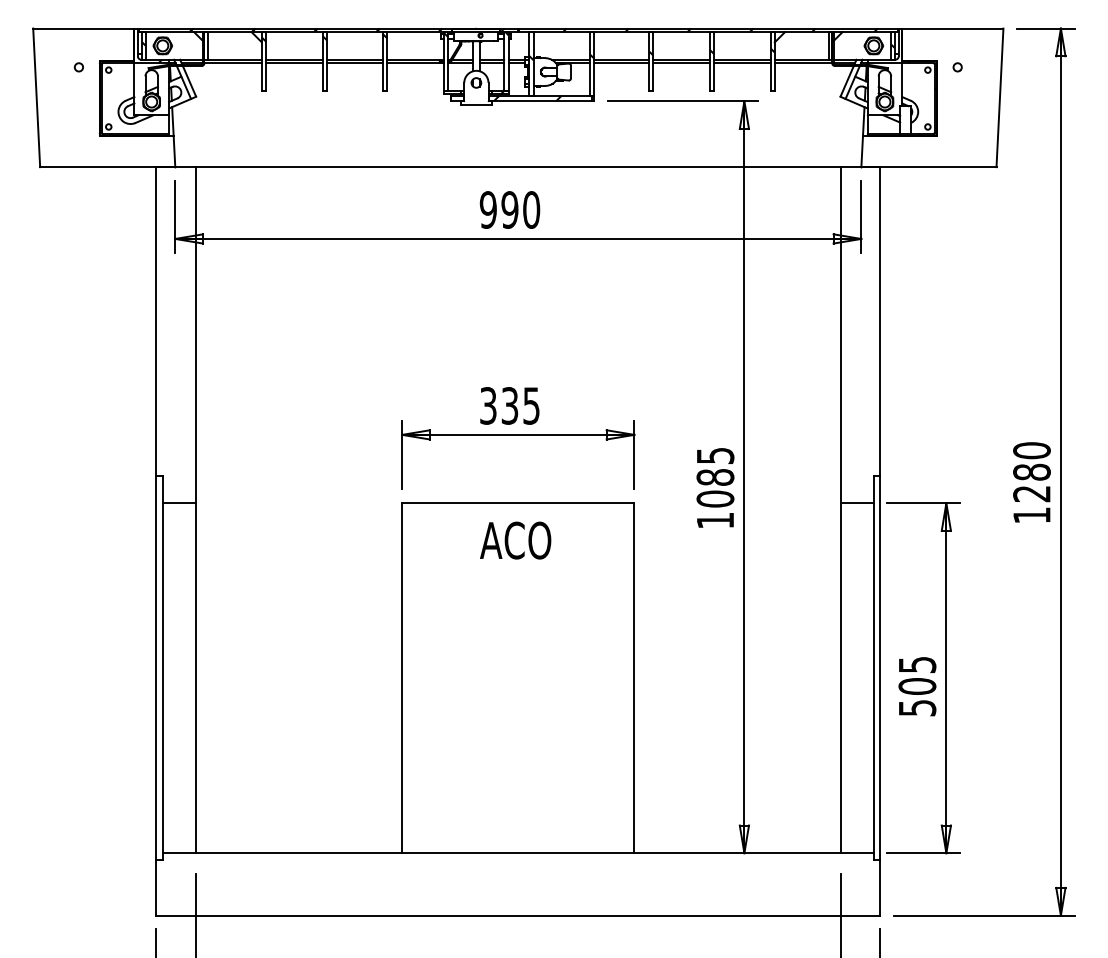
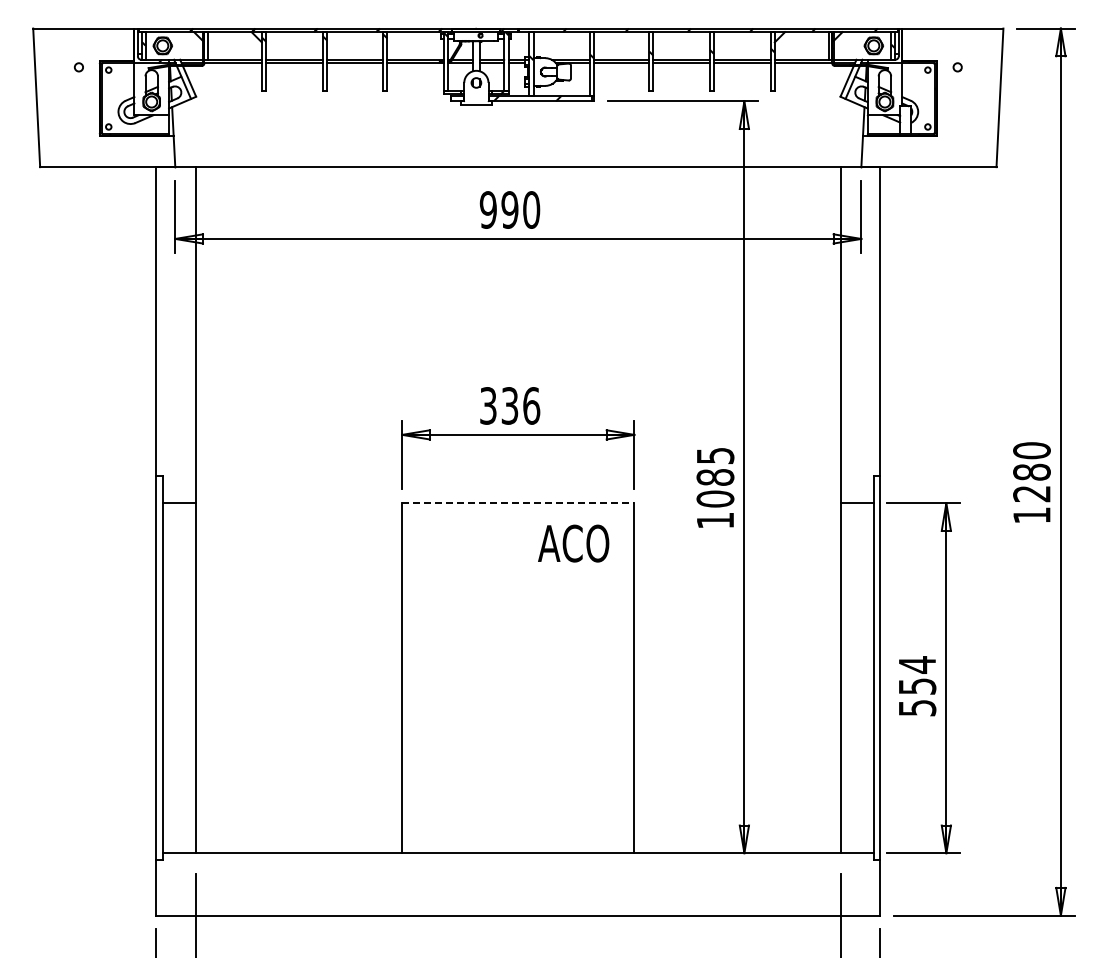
text: 335 -> 336 (531, 405)
line: solid -> dashed (518, 503)
text position: (515, 540) -> (573, 543) (573, 543)
text: 505 -> 554 (917, 675)
